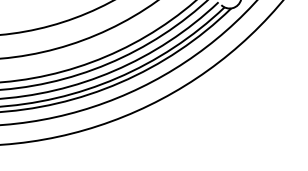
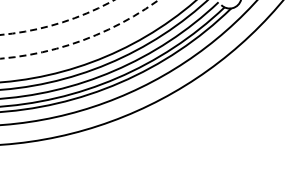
arc: solid -> dashed (59, 23)
arc: solid -> dashed (83, 40)
